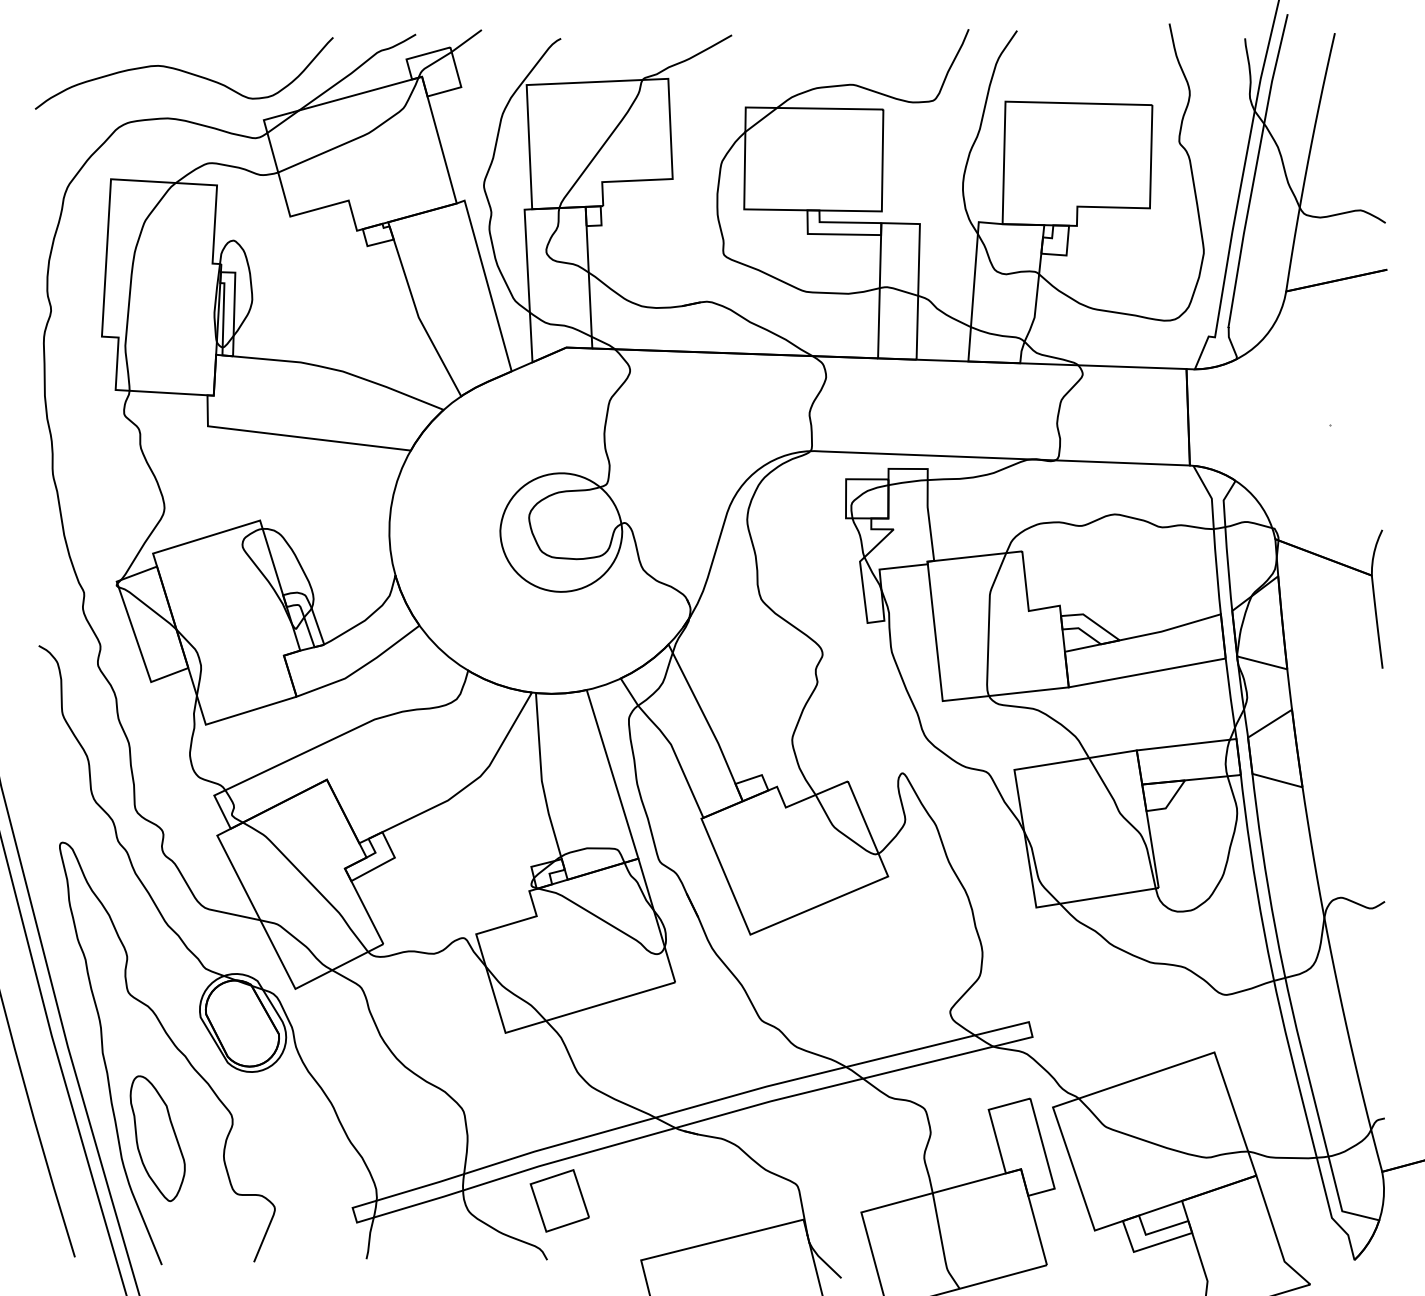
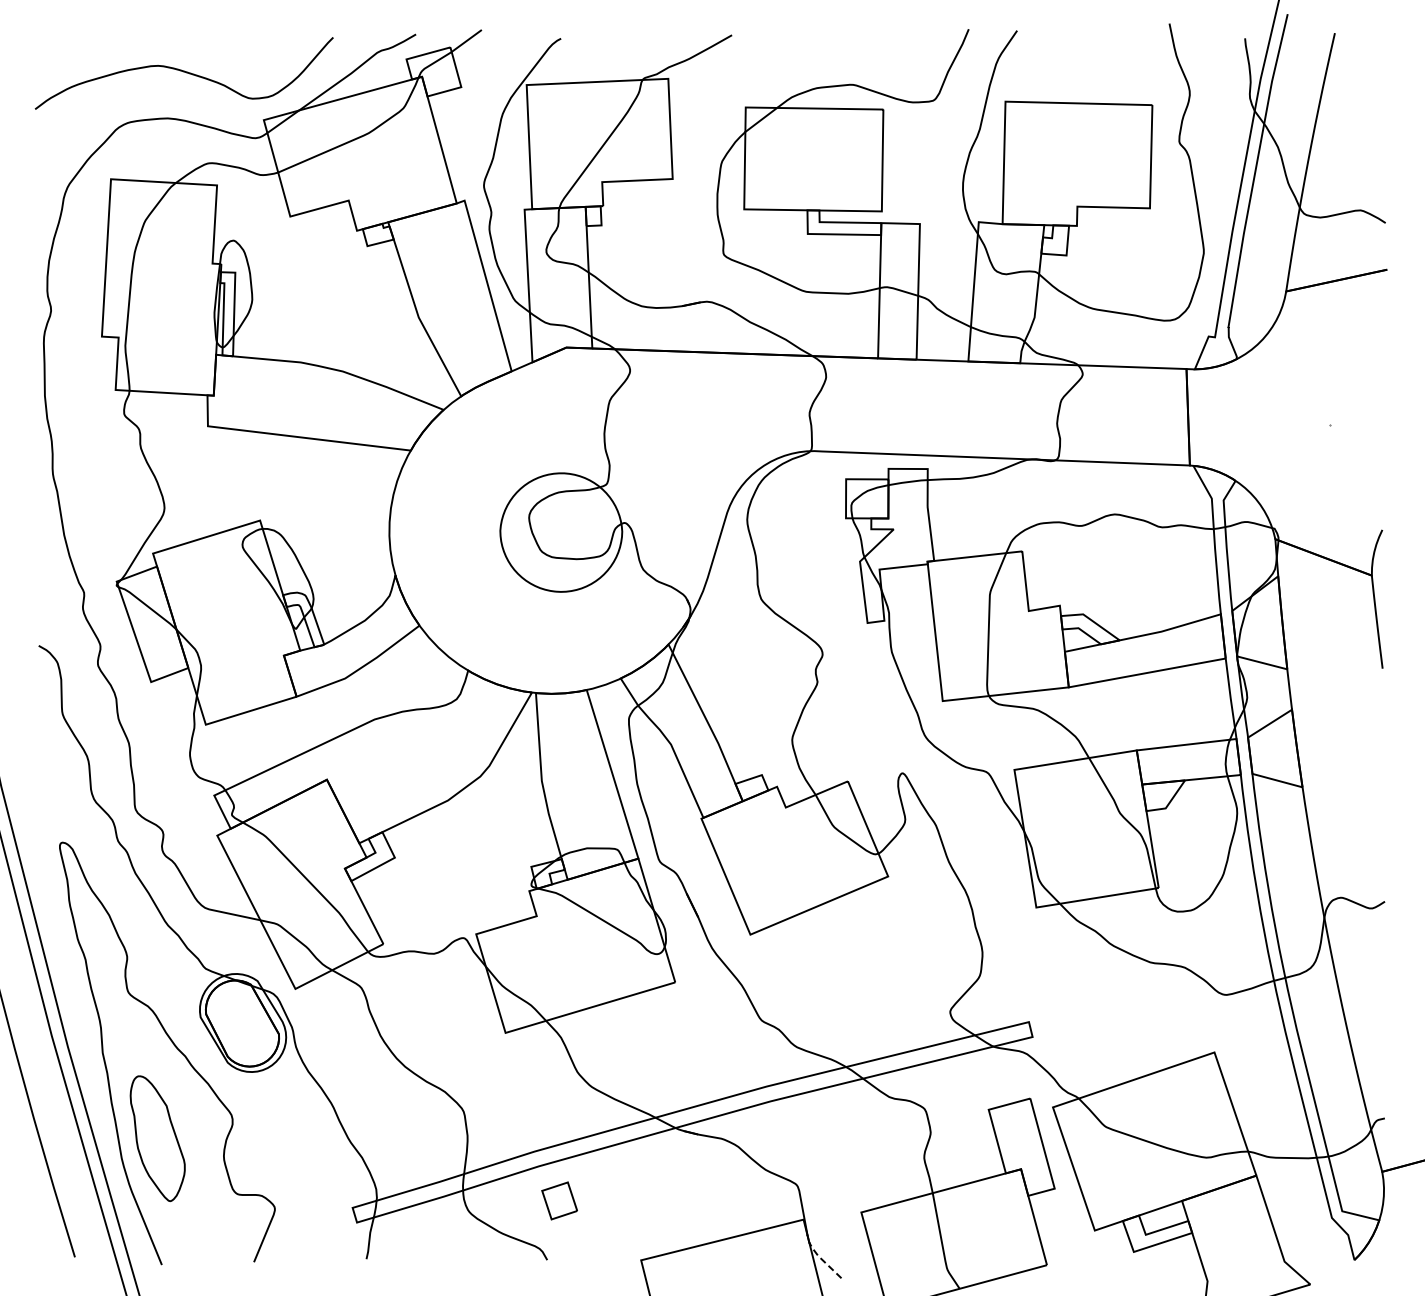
part size: 61x64 px -> 37x40 px (559, 1200)
line: solid -> dashed (823, 1260)
